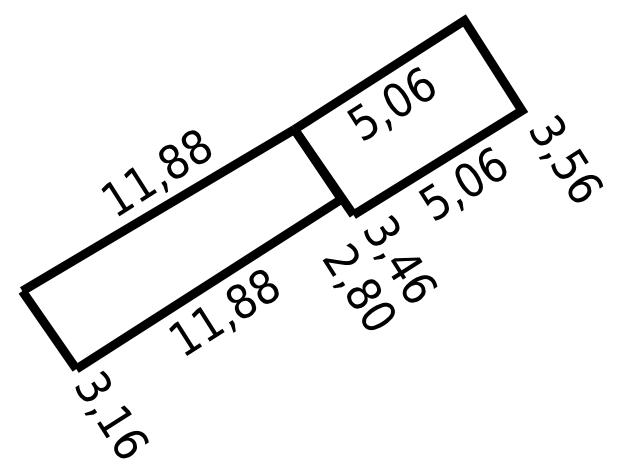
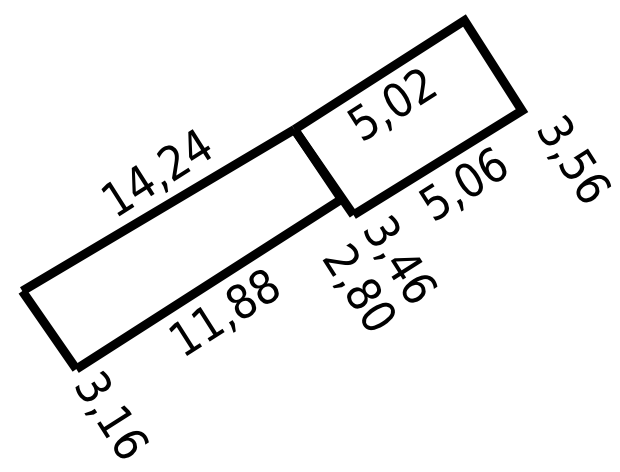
text: 5,06 -> 5,02 (419, 86)
text position: (565, 158) -> (573, 158) (573, 158)
text: 11,88 -> 14,24 (167, 165)
